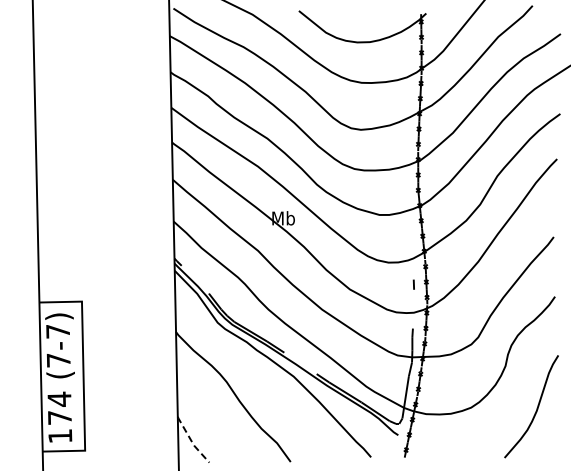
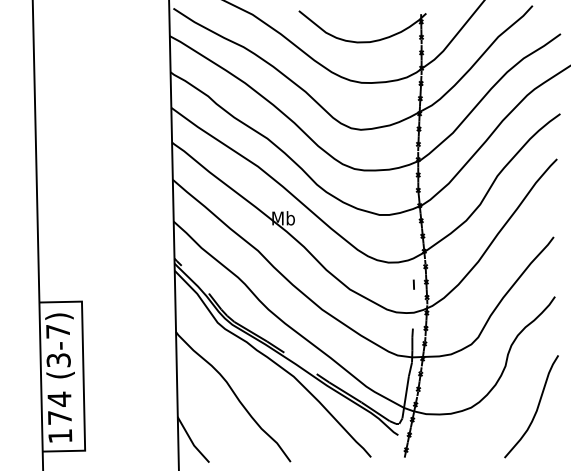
text: (7-7) -> (3-7) (58, 360)
line: dashed -> solid (191, 441)
